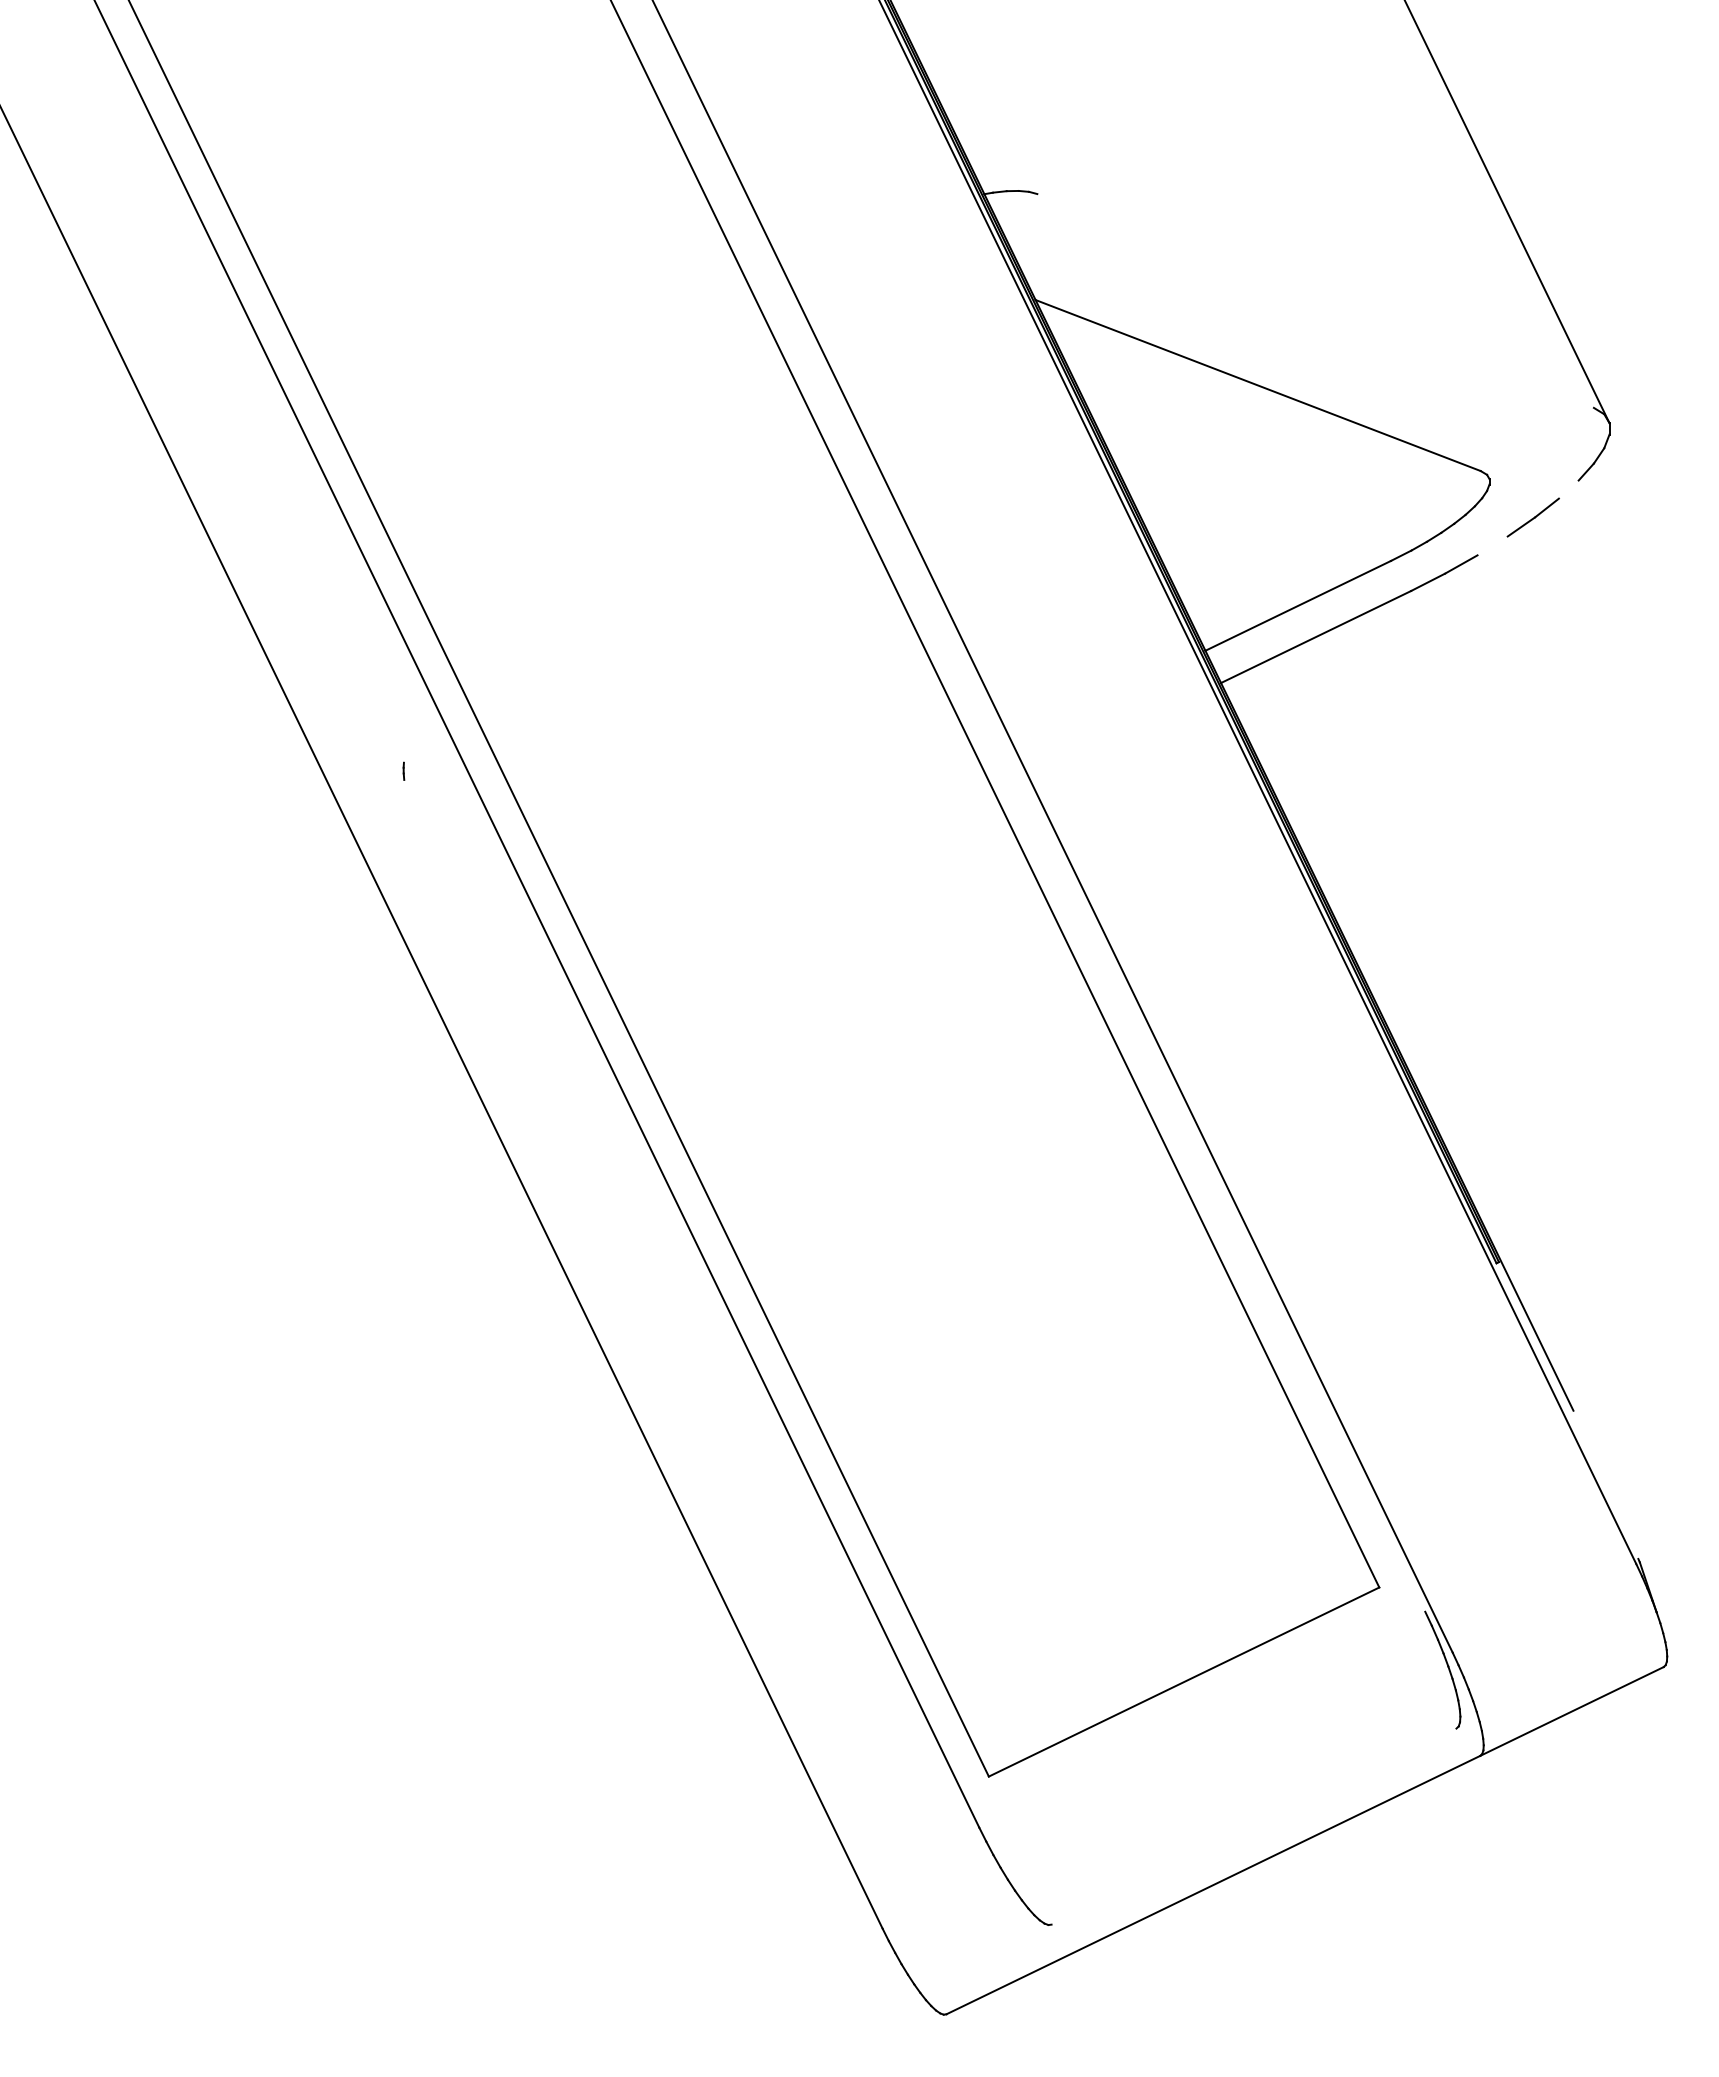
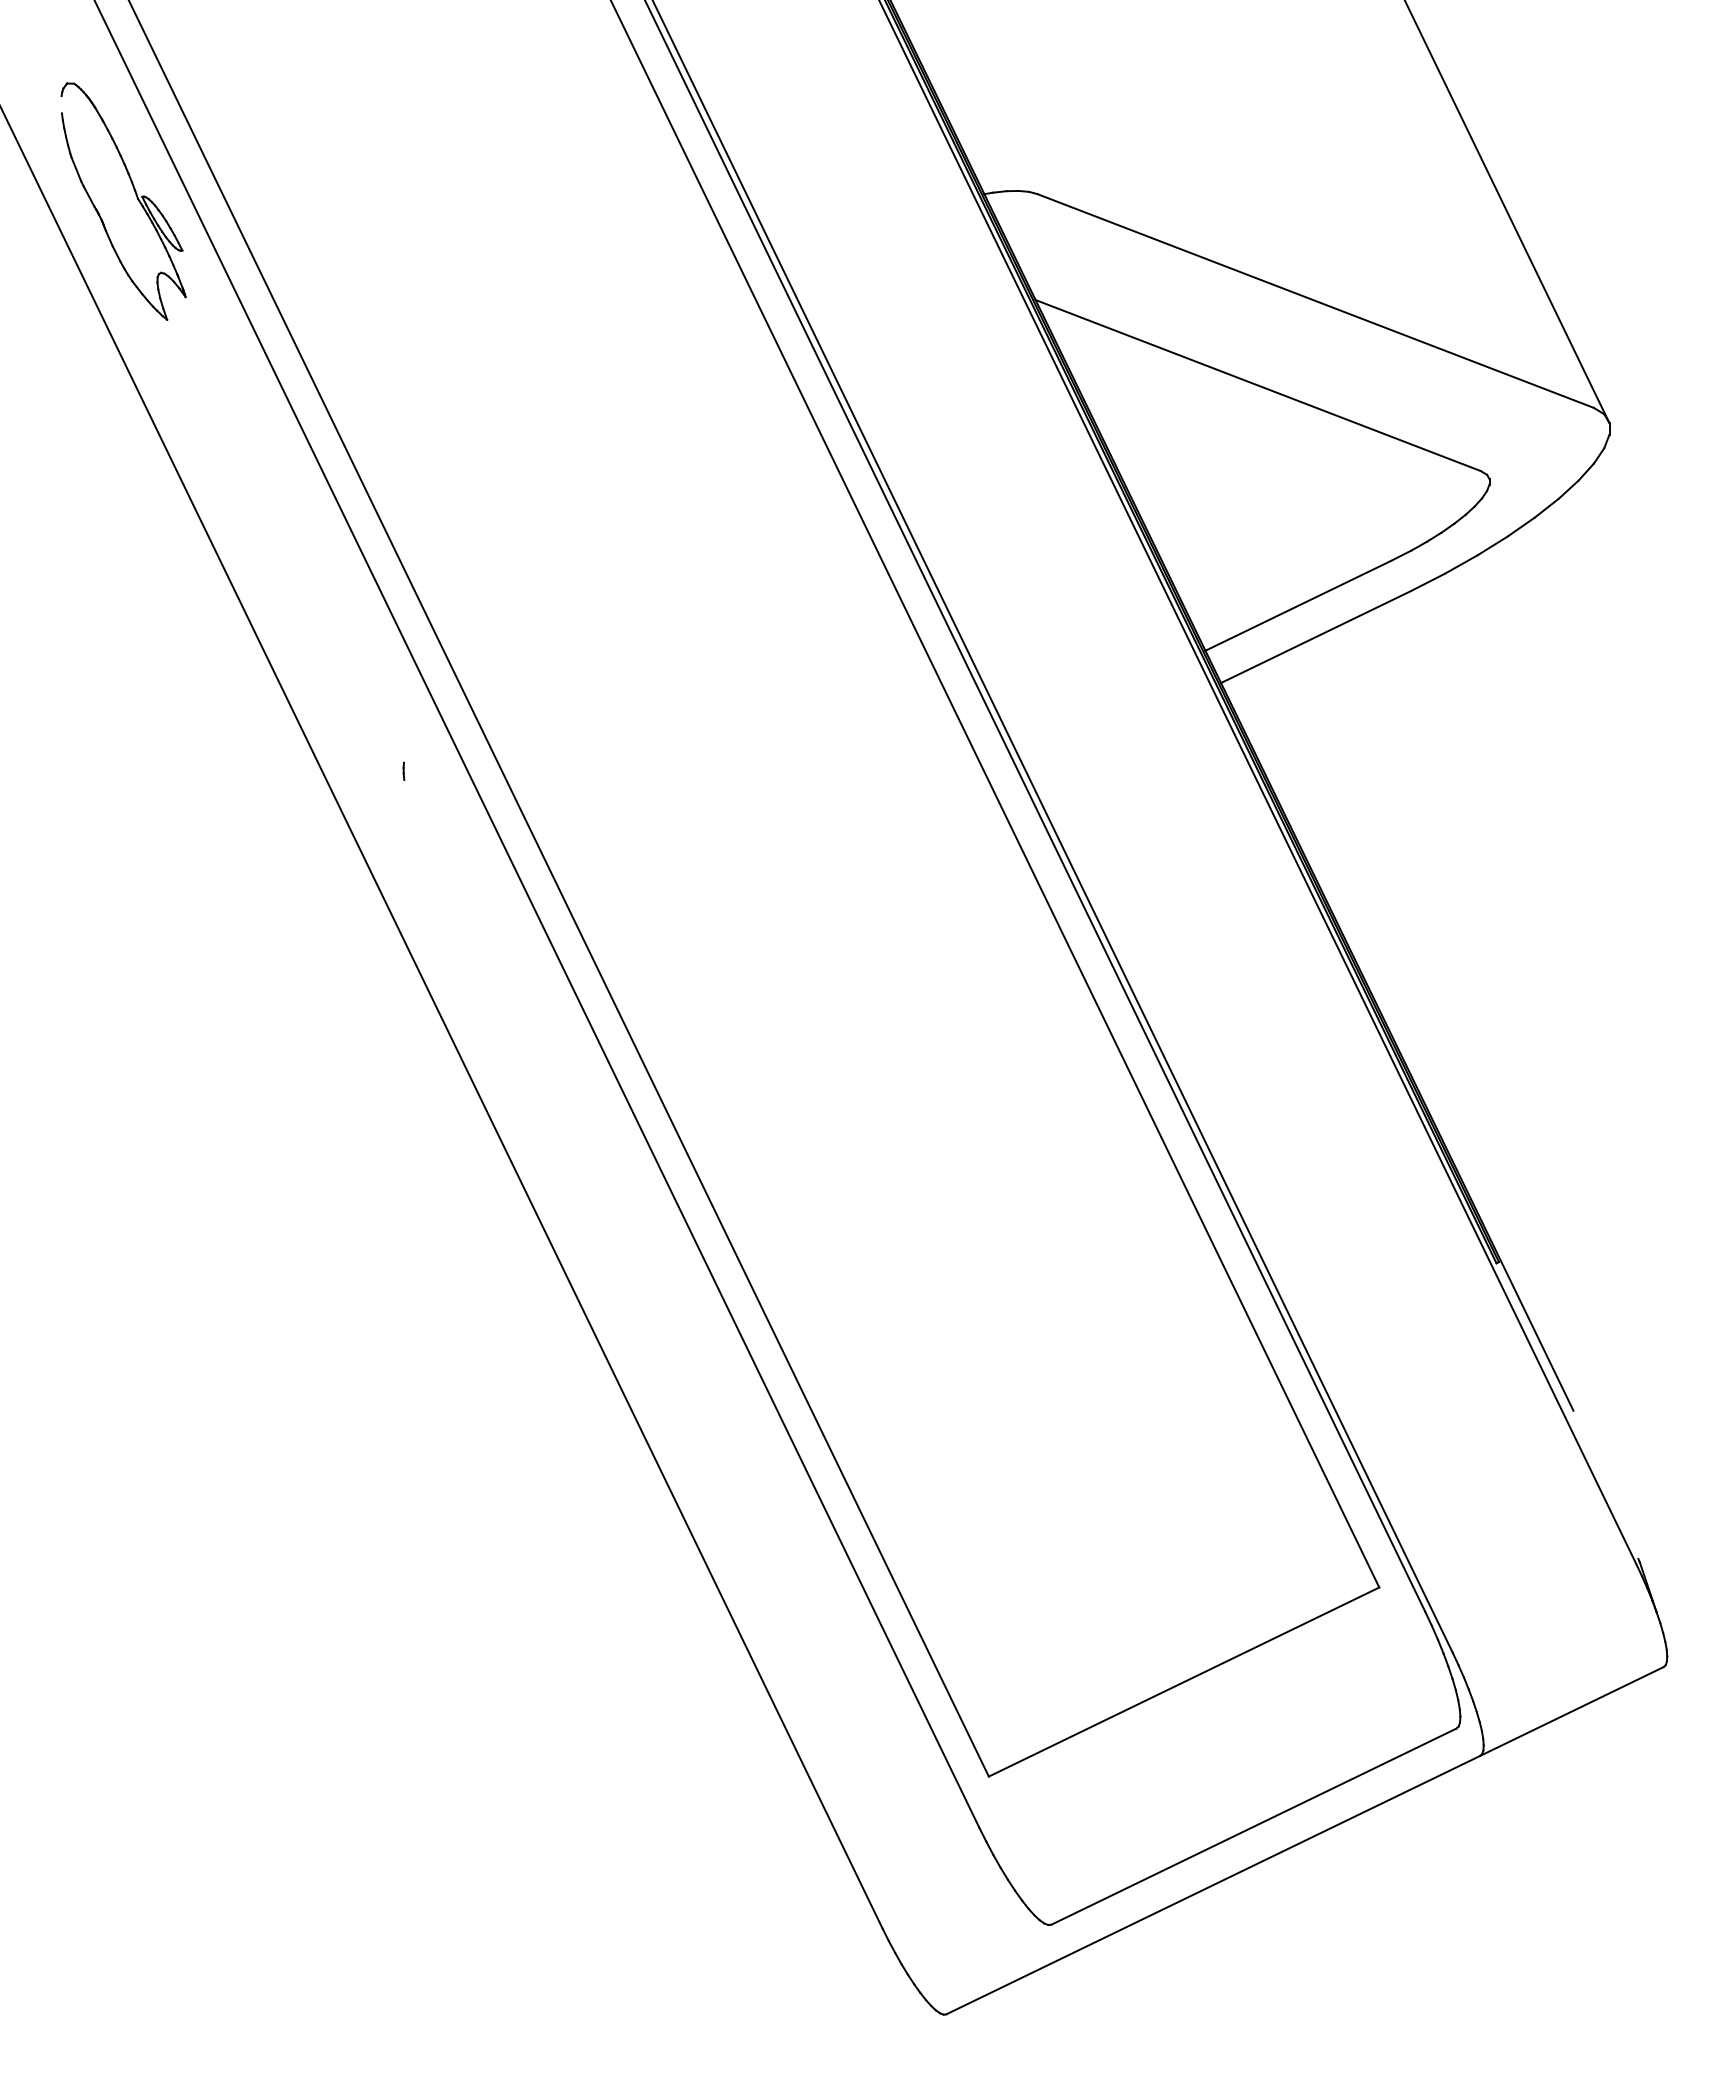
part: none -> present (136, 198)
line: none -> present (1315, 300)
line: none -> present (1568, 489)
line: none -> present (1492, 545)
line: none -> present (1035, 806)
line: none -> present (1253, 1826)
